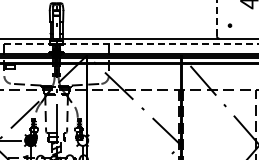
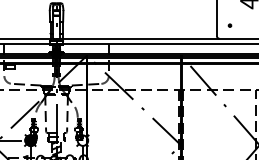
line: dashed -> solid (216, 18)
line: dashed -> solid (129, 43)
